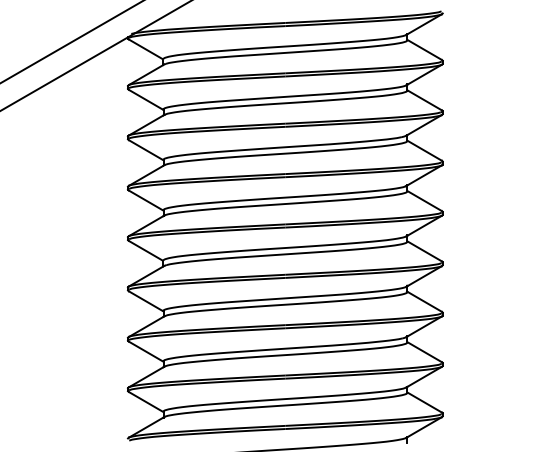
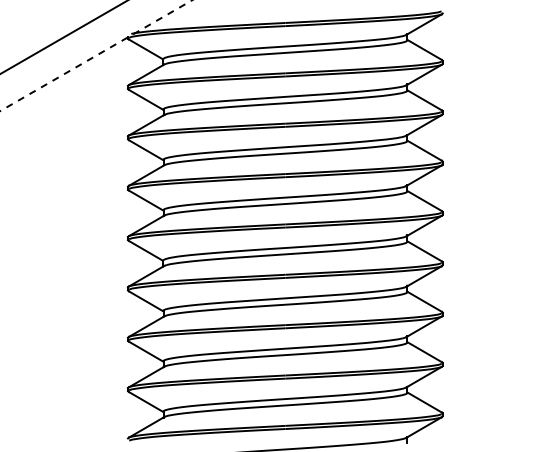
line position: (71, 42) -> (63, 37) (63, 37)
line: solid -> dashed (96, 55)
